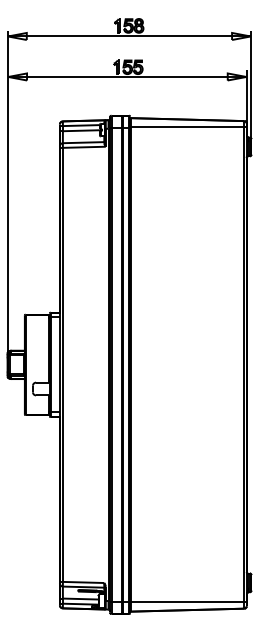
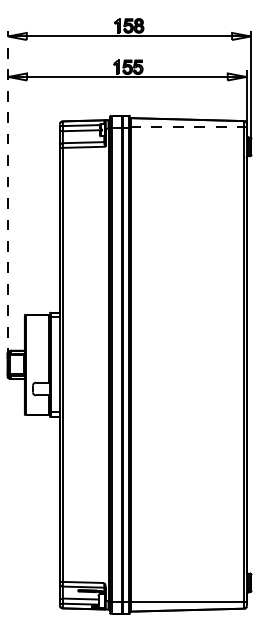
line: solid -> dashed (188, 127)
line: solid -> dashed (7, 194)
